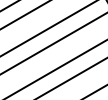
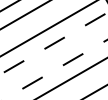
line: solid -> dashed (54, 43)
line: solid -> dashed (55, 69)
